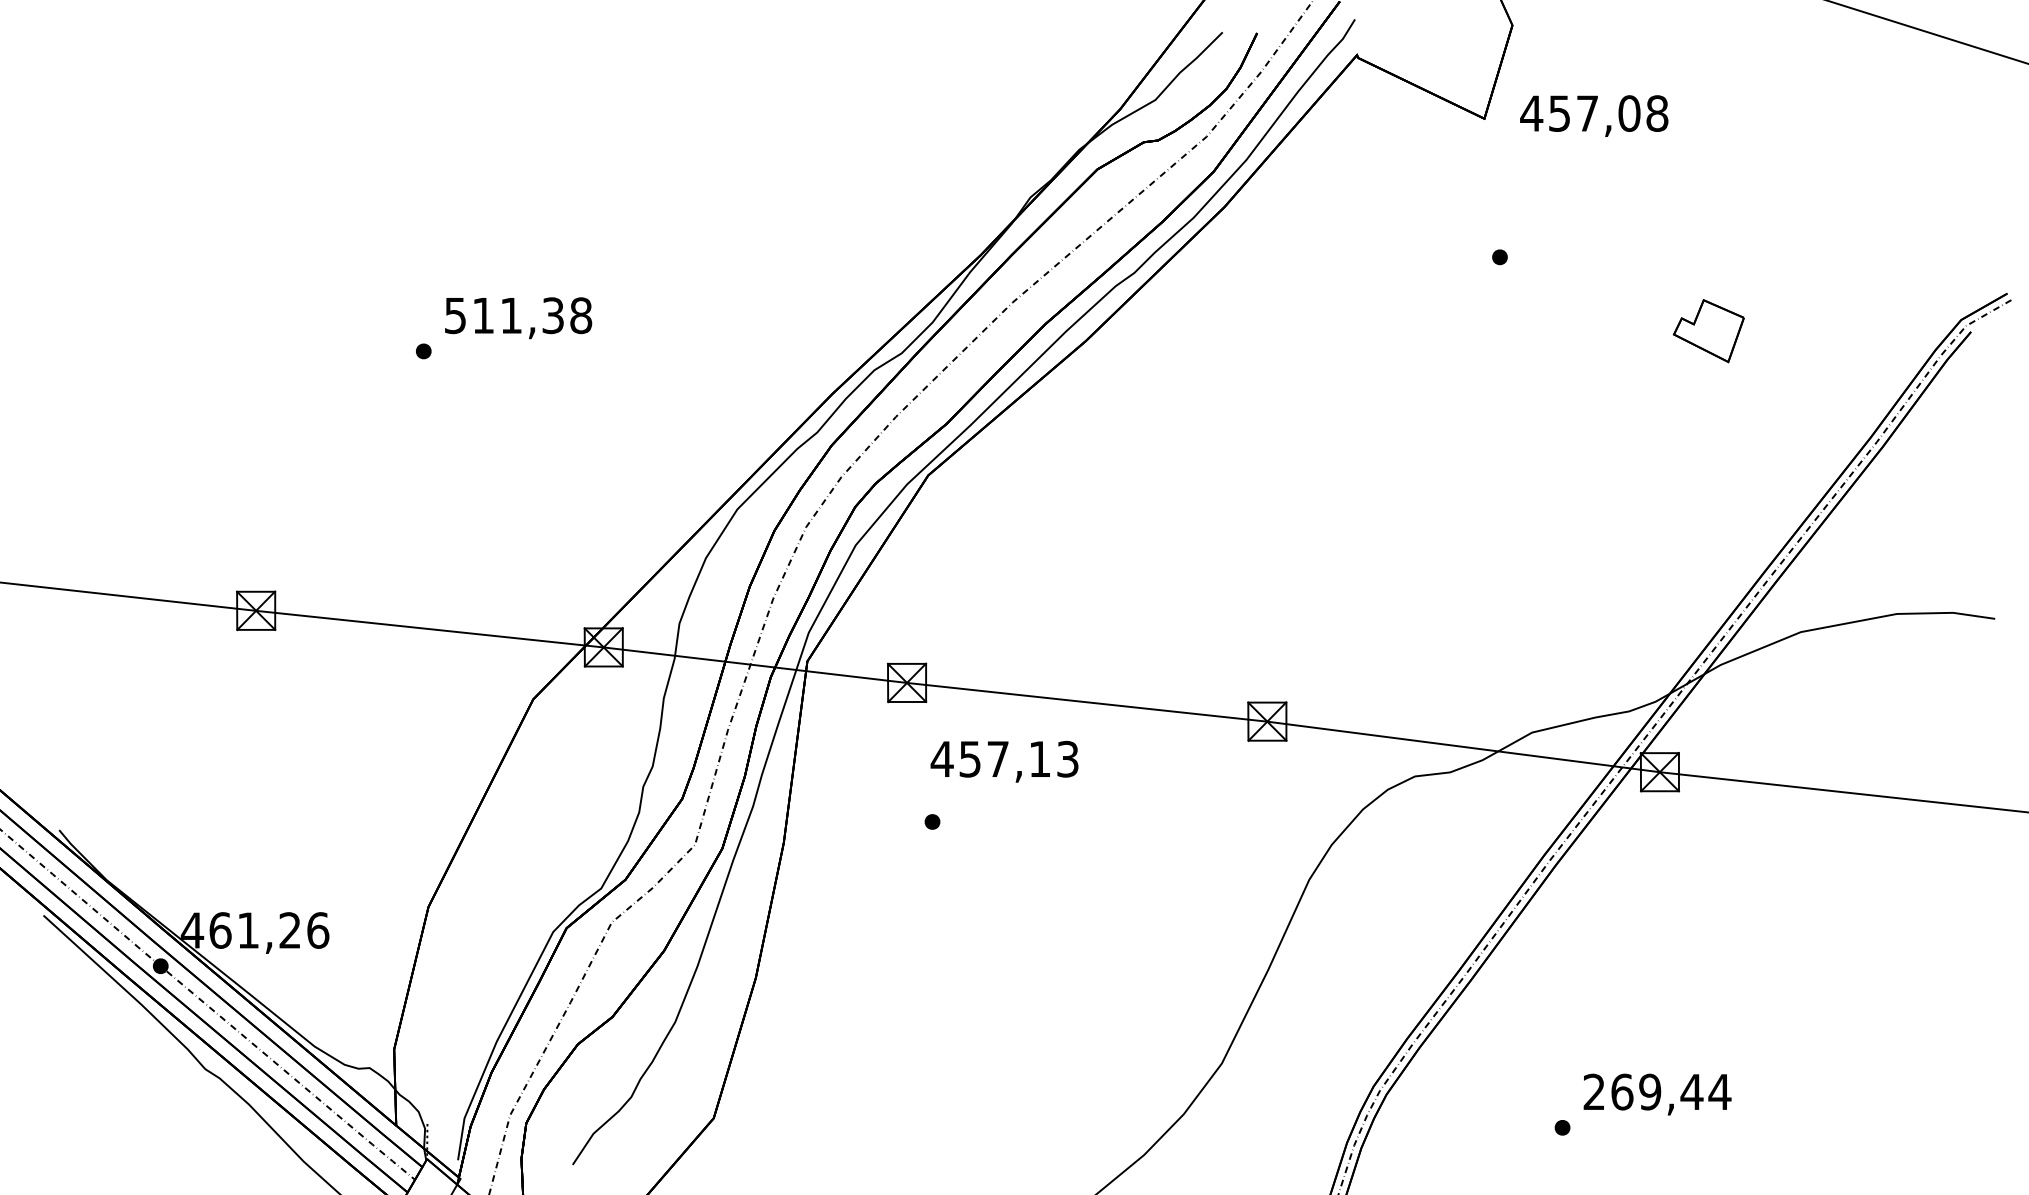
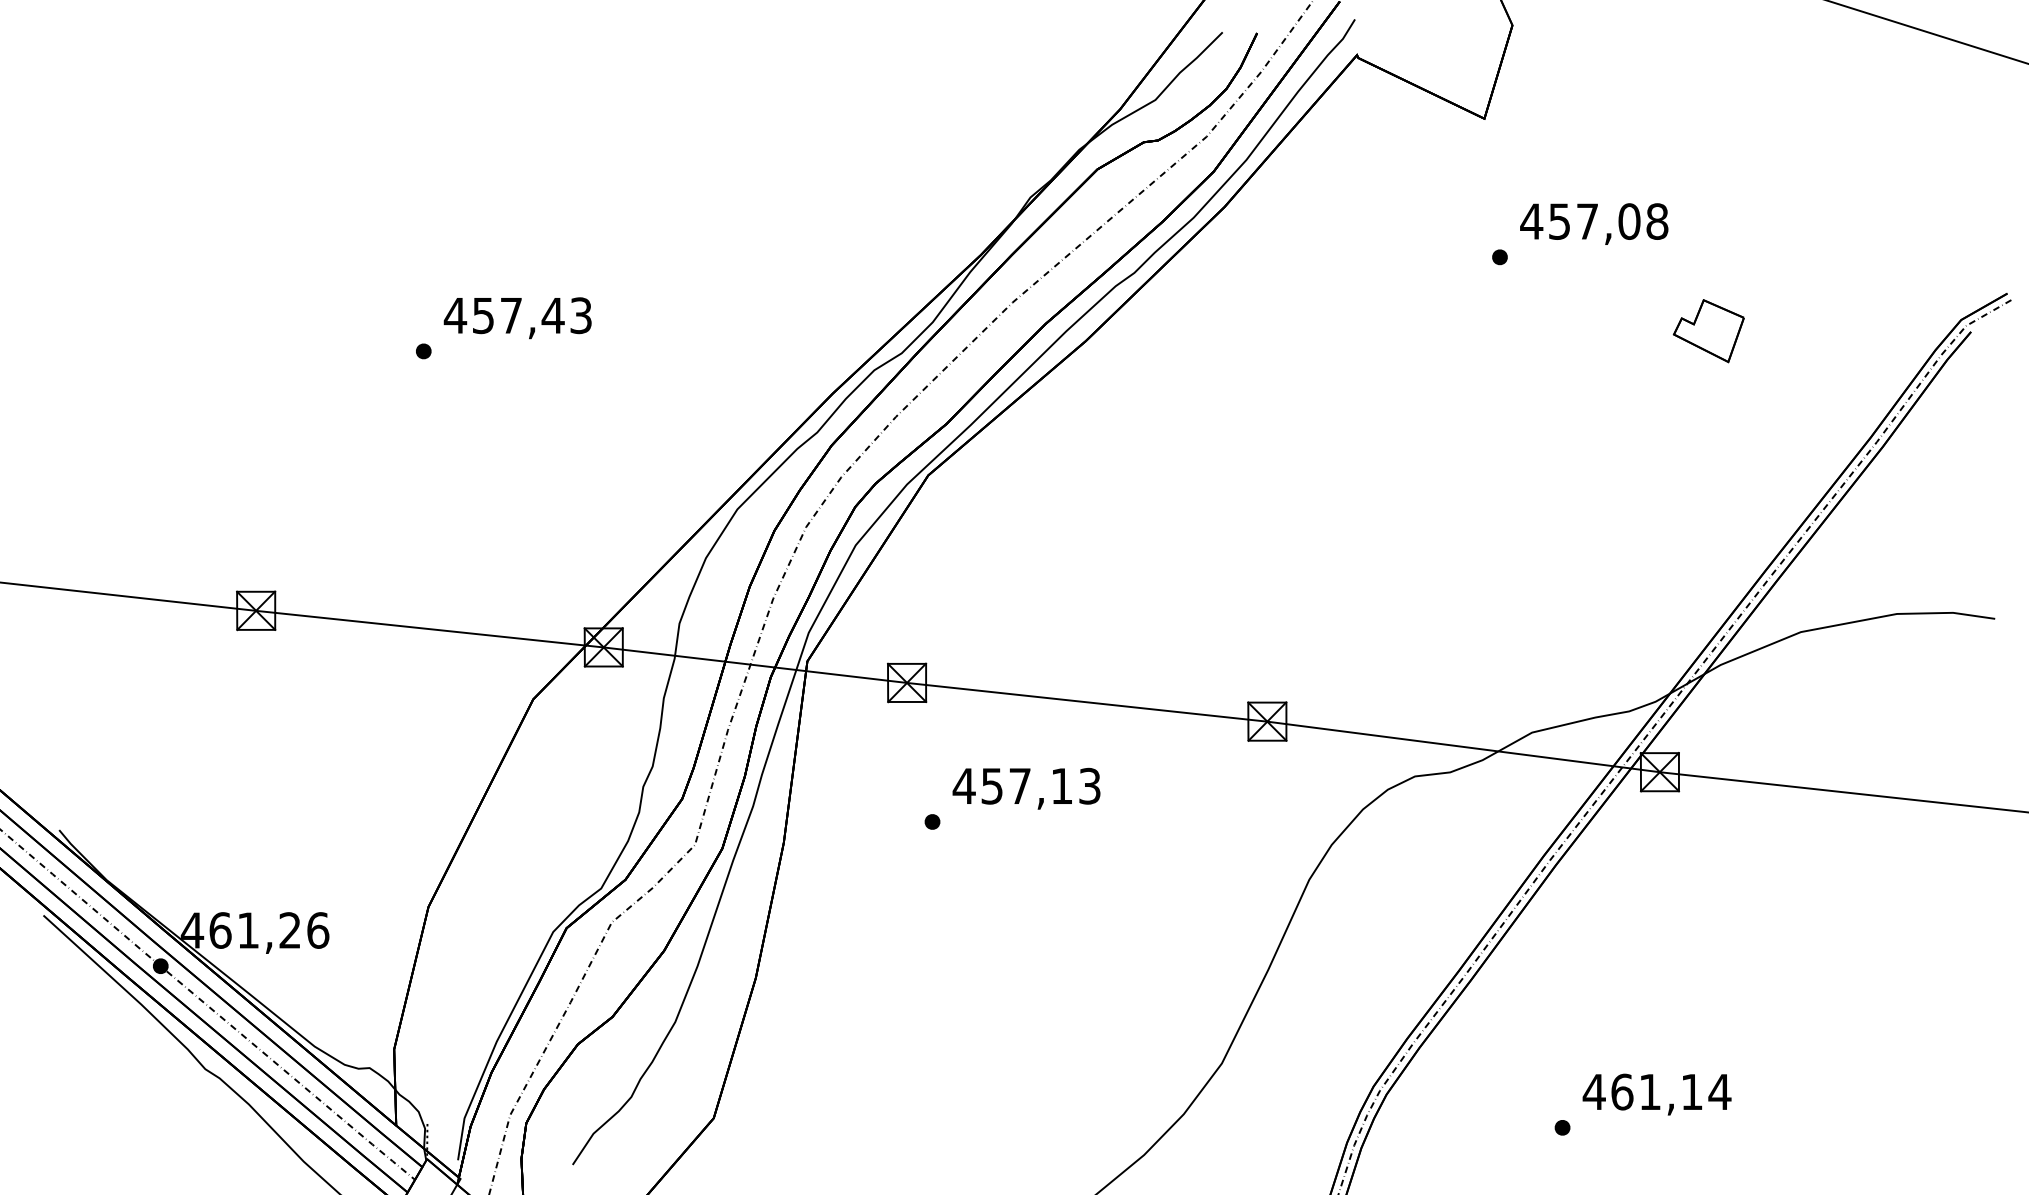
text position: (1594, 115) -> (1594, 223) (1594, 223)
text: 511,38 -> 457,43 (517, 315)
text position: (1004, 761) -> (1026, 788) (1026, 788)
text: 269,44 -> 461,14 (1642, 1091)
